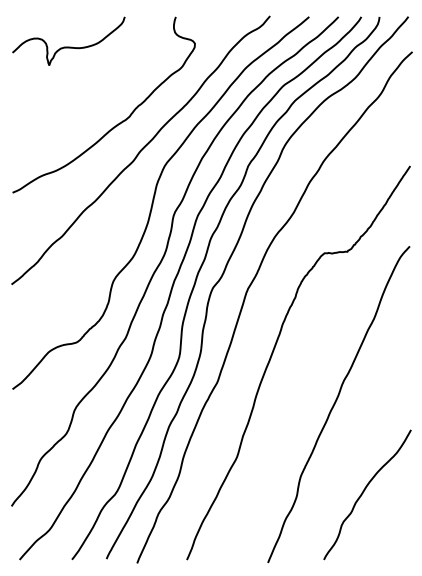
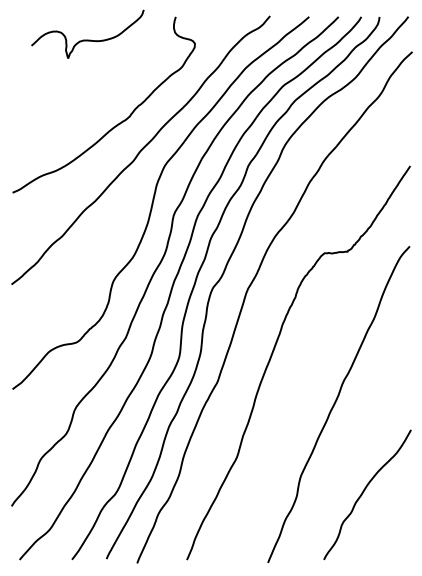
curve position: (68, 46) -> (87, 39) (87, 39)
